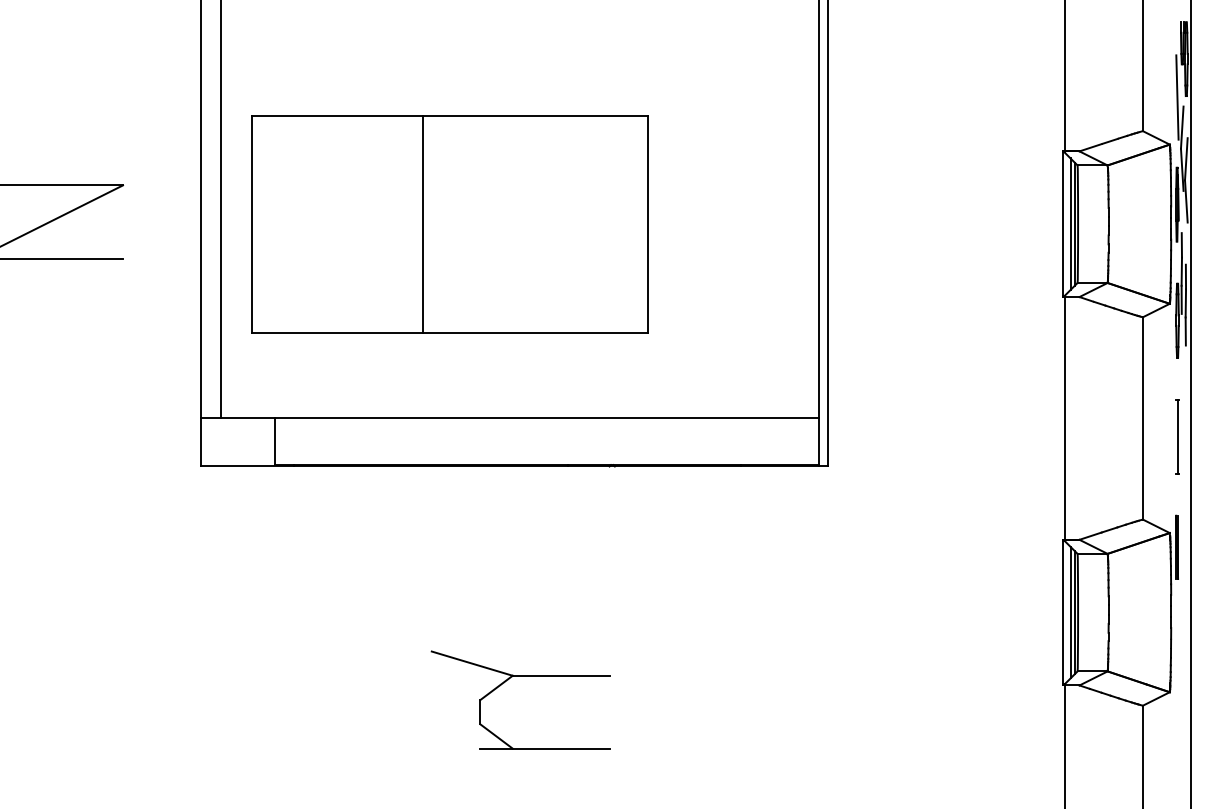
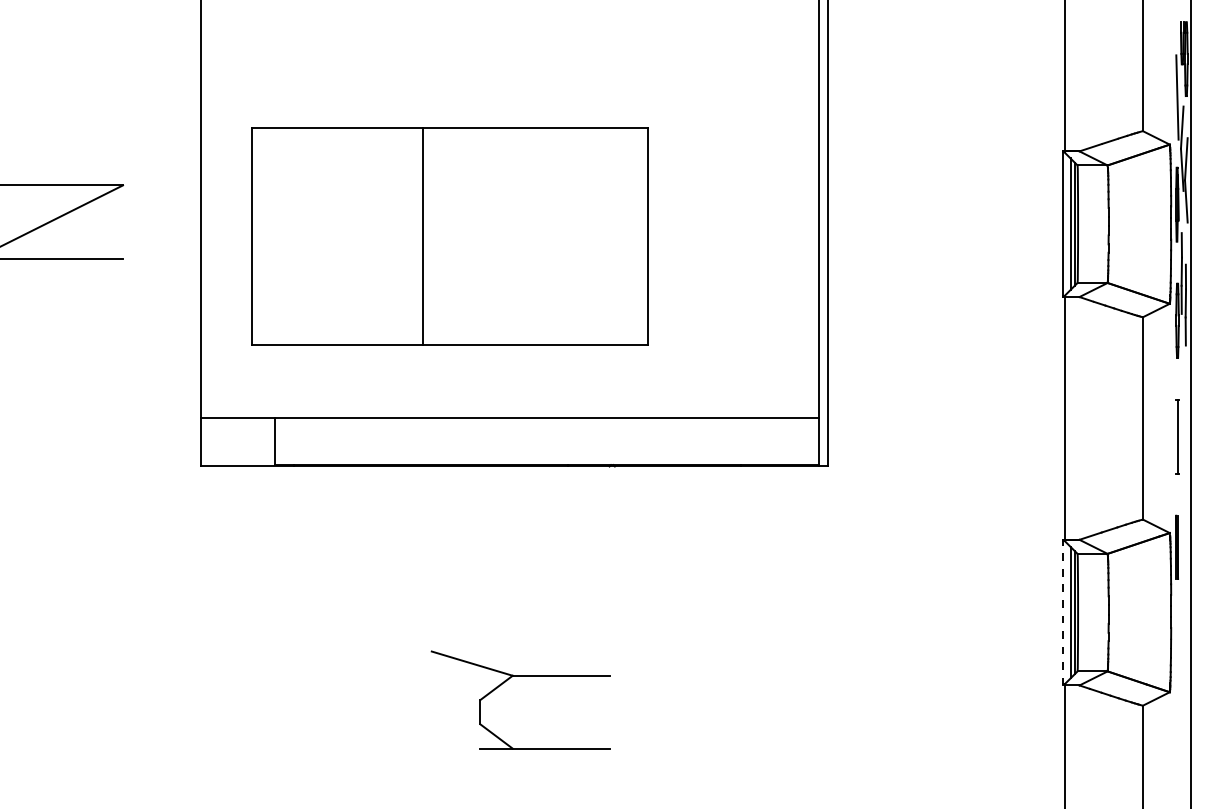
line: present -> none (220, 210)
part position: (449, 224) -> (449, 236) (449, 236)
line: solid -> dashed (1062, 612)
